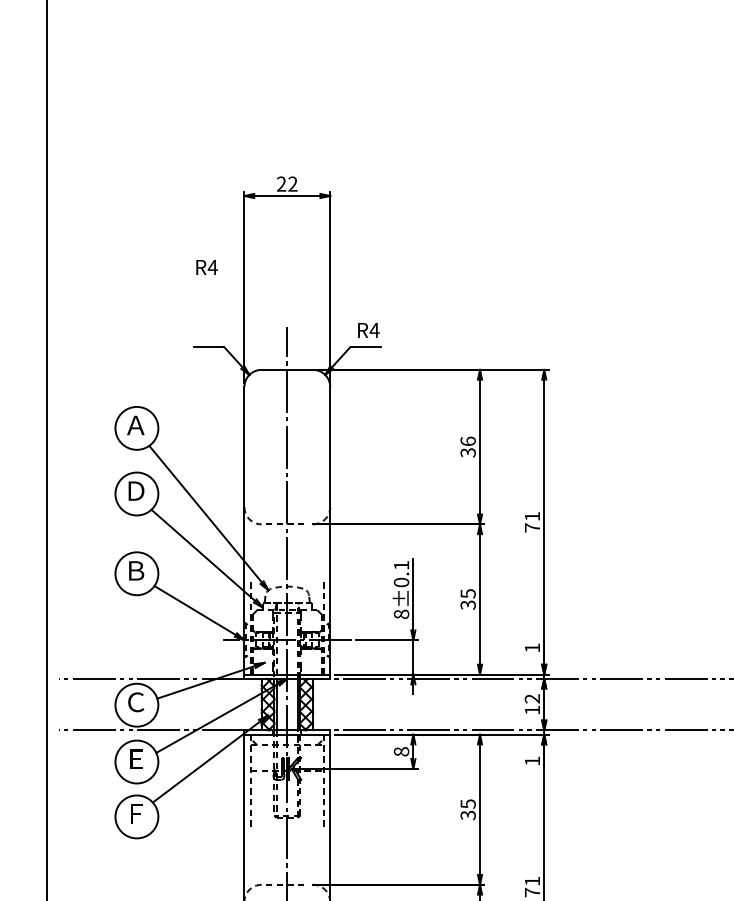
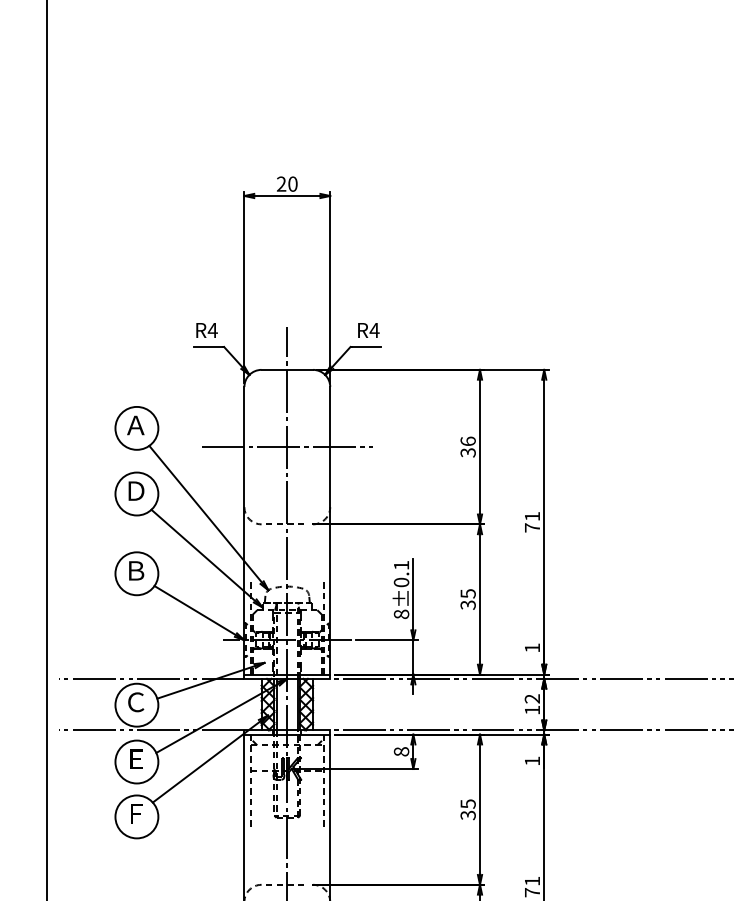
text: 22 -> 20 (292, 183)
text position: (206, 267) -> (206, 330) (206, 330)
line: none -> present (287, 447)
